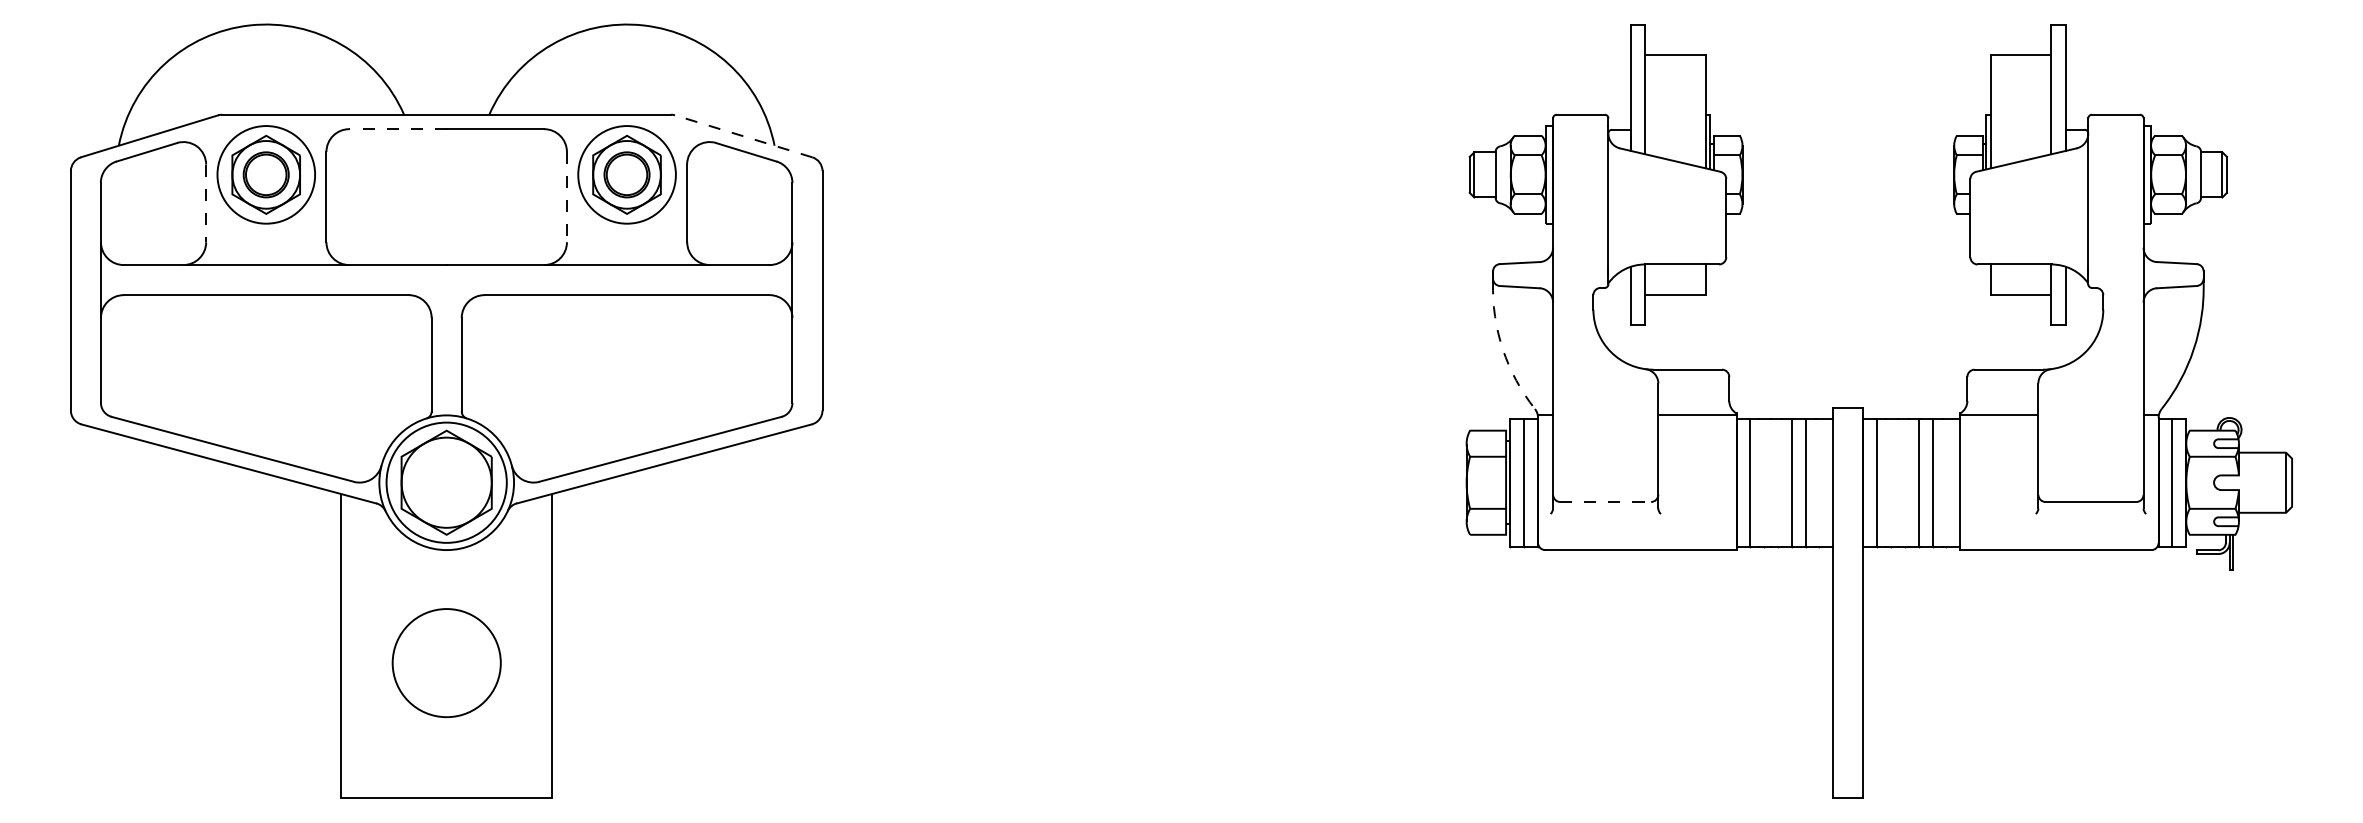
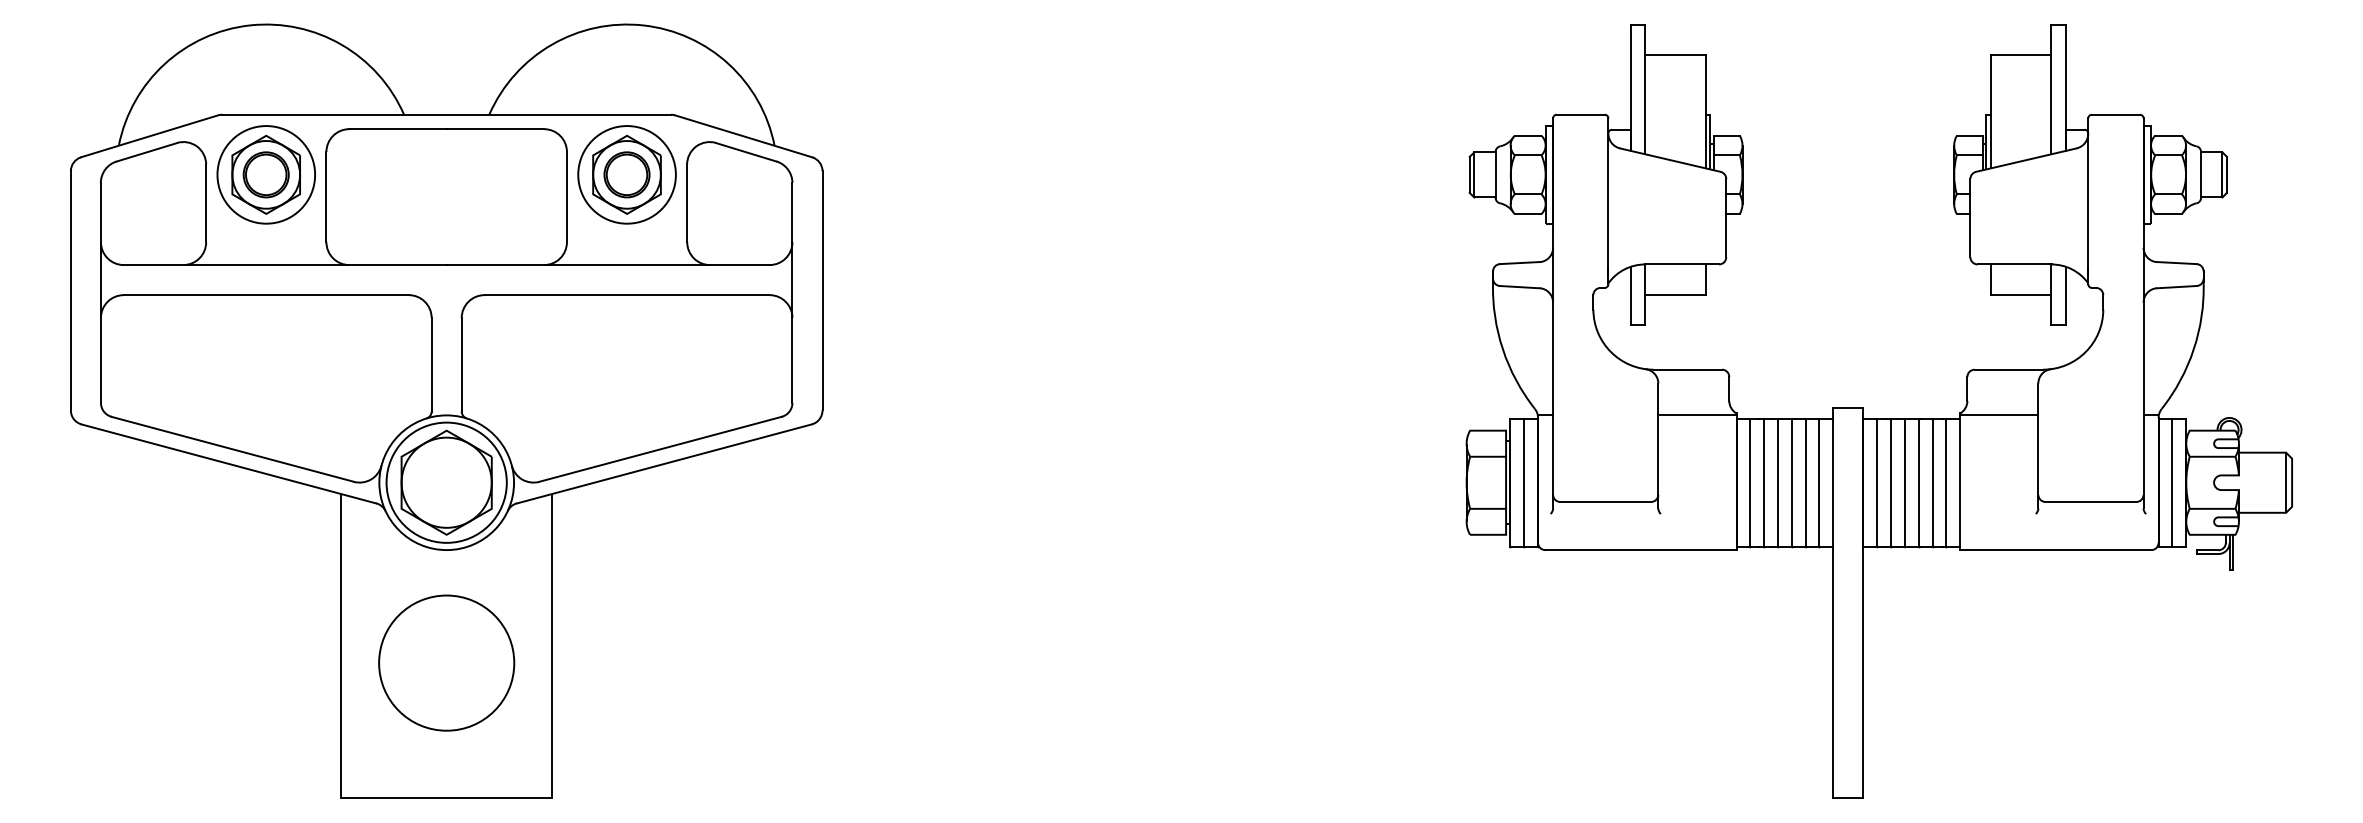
line: dashed -> solid (397, 129)
line: dashed -> solid (743, 136)
line: dashed -> solid (566, 197)
line: dashed -> solid (206, 203)
arc: dashed -> solid (1502, 349)
line: none -> present (1764, 482)
line: none -> present (1777, 482)
line: none -> present (1819, 482)
line: none -> present (1891, 482)
line: none -> present (1904, 482)
line: none -> present (1946, 482)
line: dashed -> solid (1606, 501)
circle size: 111x111 px -> 138x138 px (446, 662)
